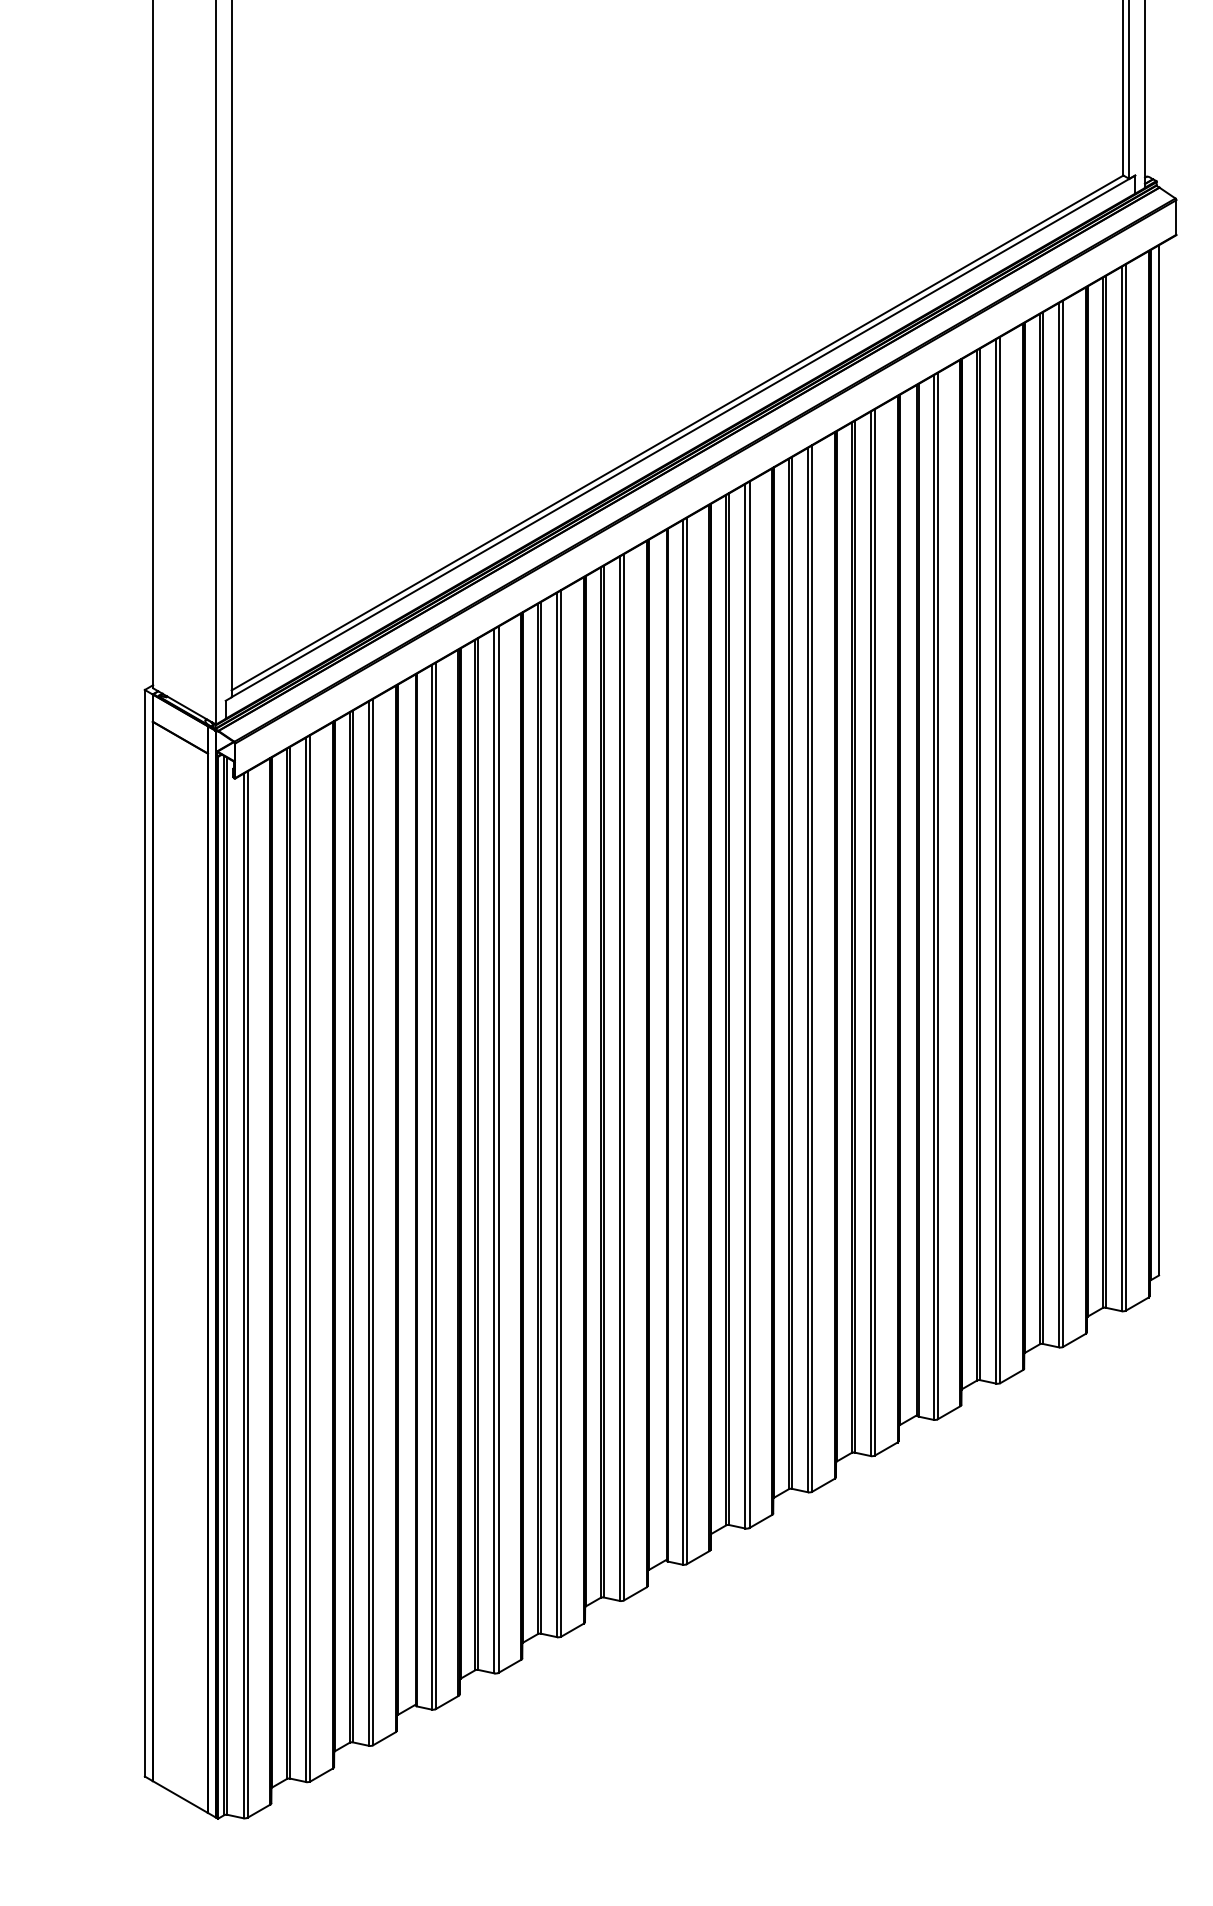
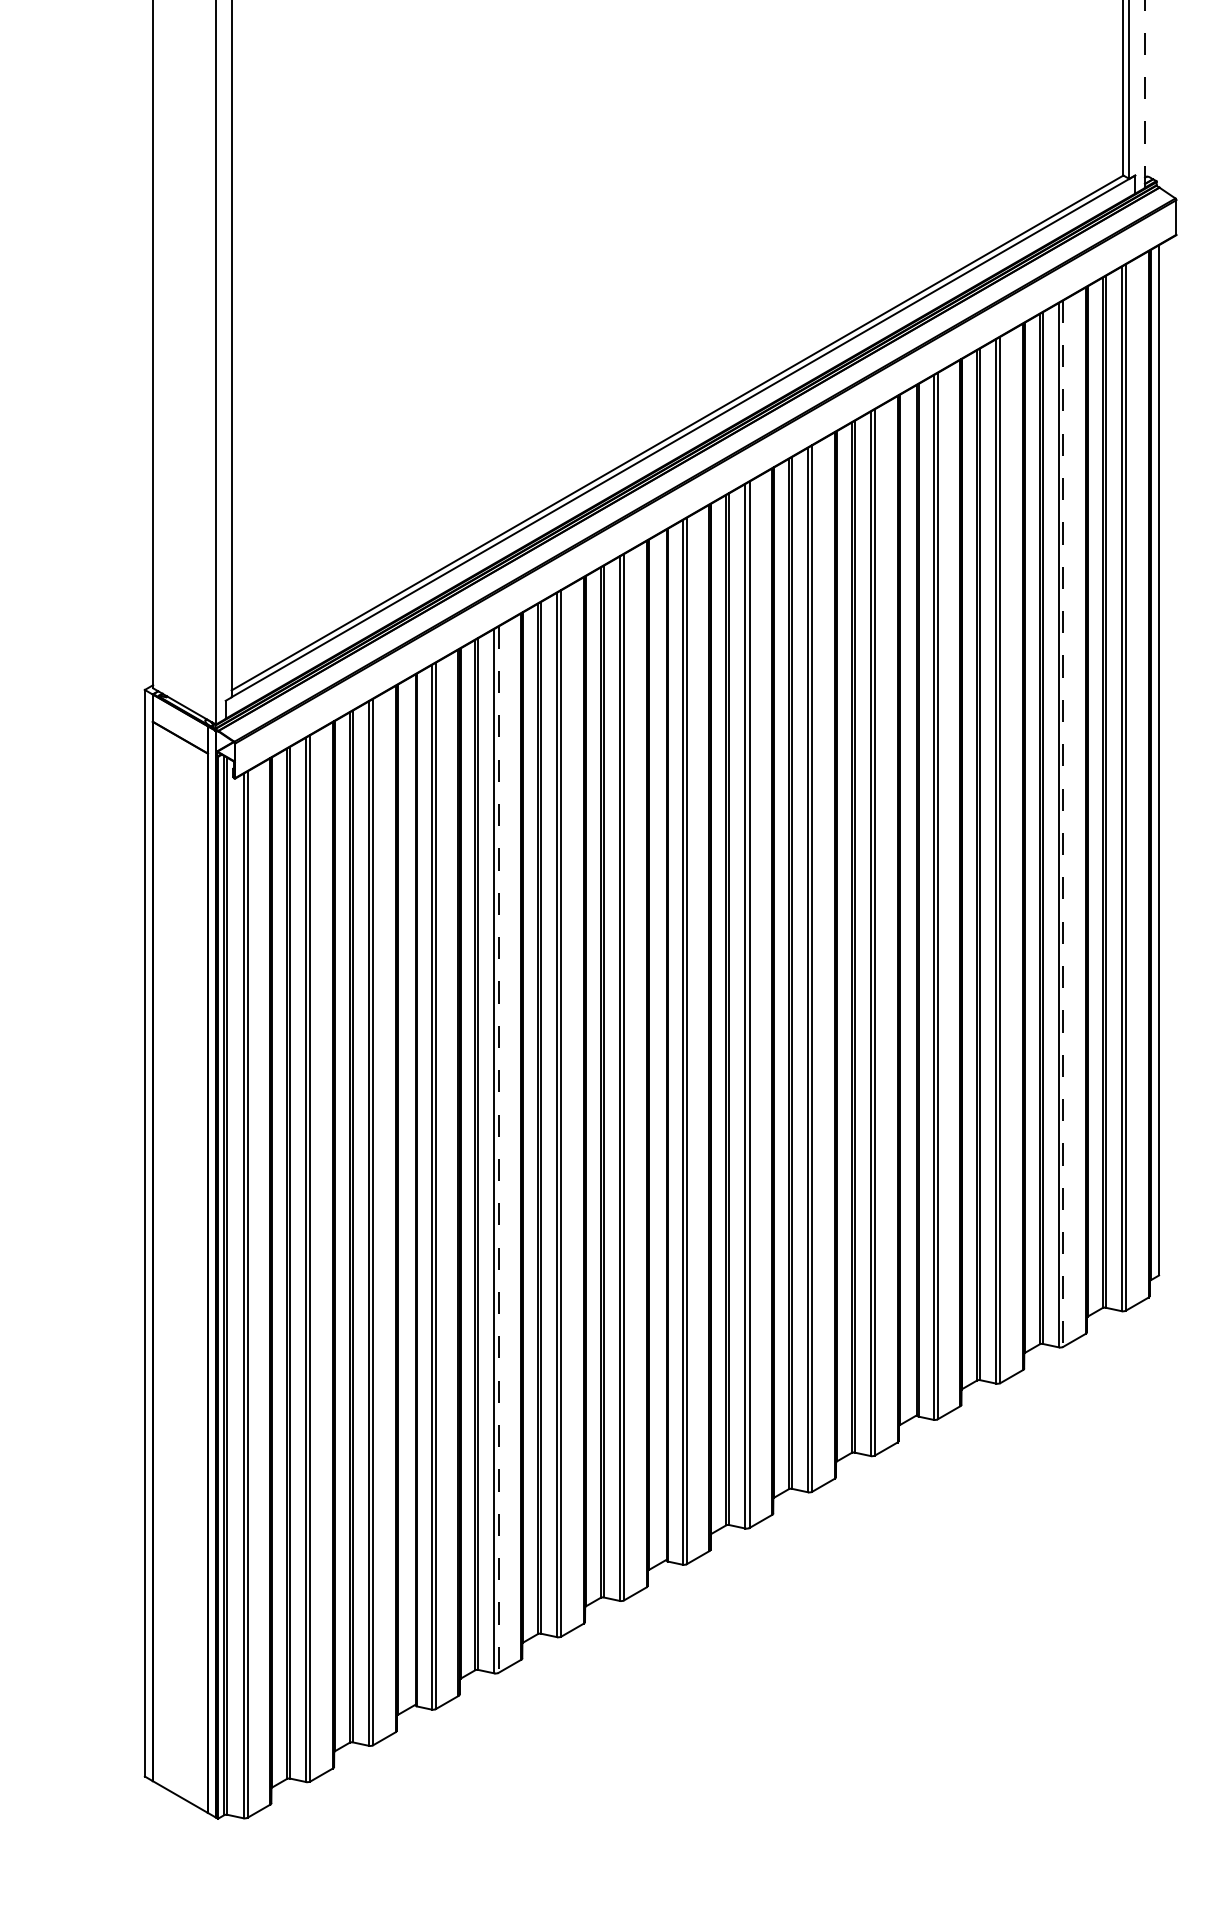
line: solid -> dashed (1145, 94)
line: solid -> dashed (1063, 824)
line: solid -> dashed (498, 1150)
